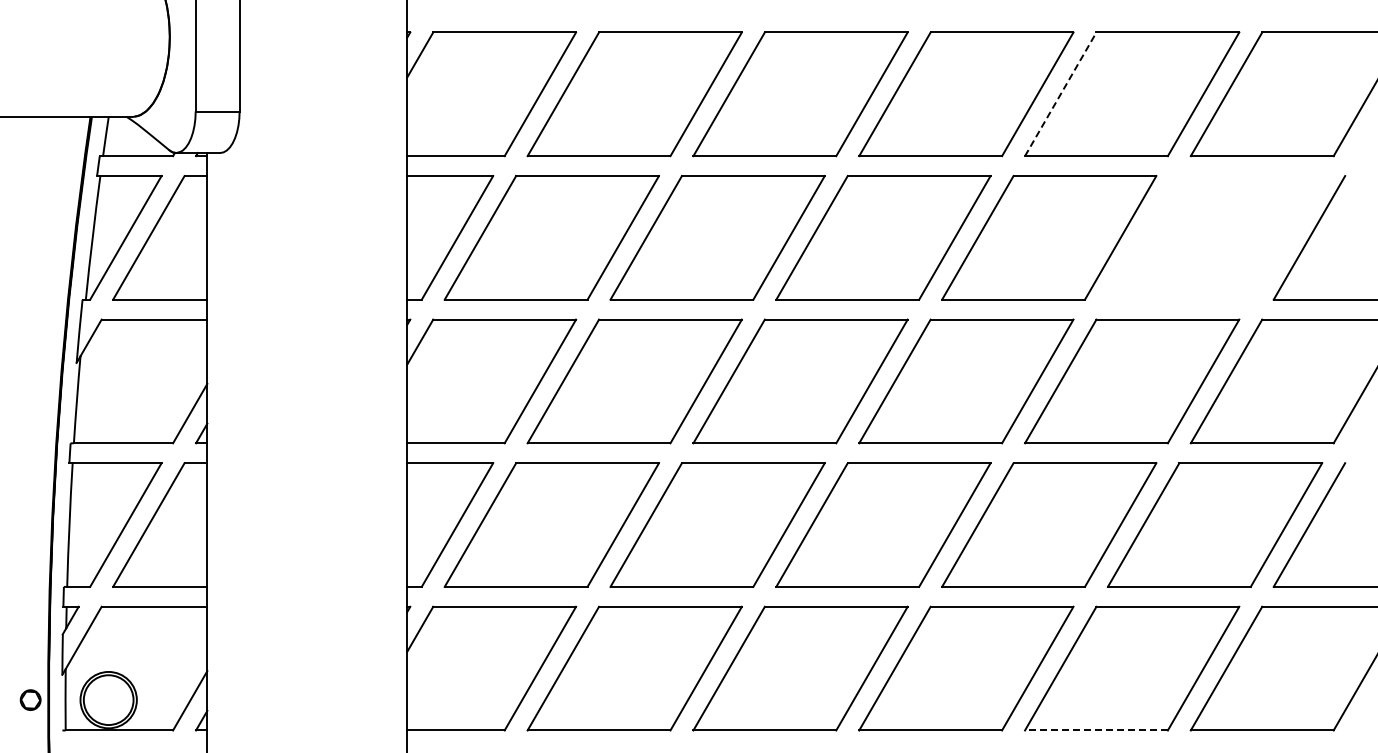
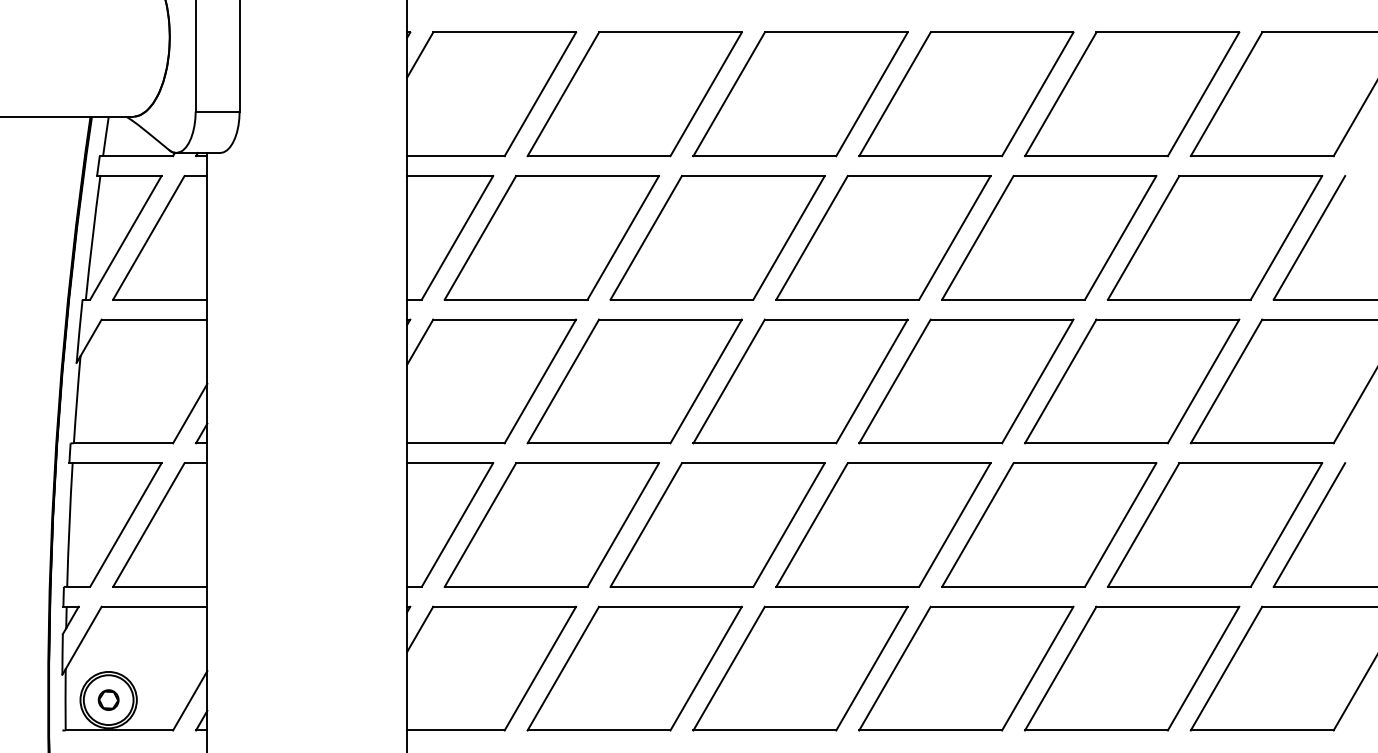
line: dashed -> solid (1060, 93)
part: none -> present (1215, 237)
part position: (30, 699) -> (108, 699) (108, 699)
line: dashed -> solid (1095, 730)
